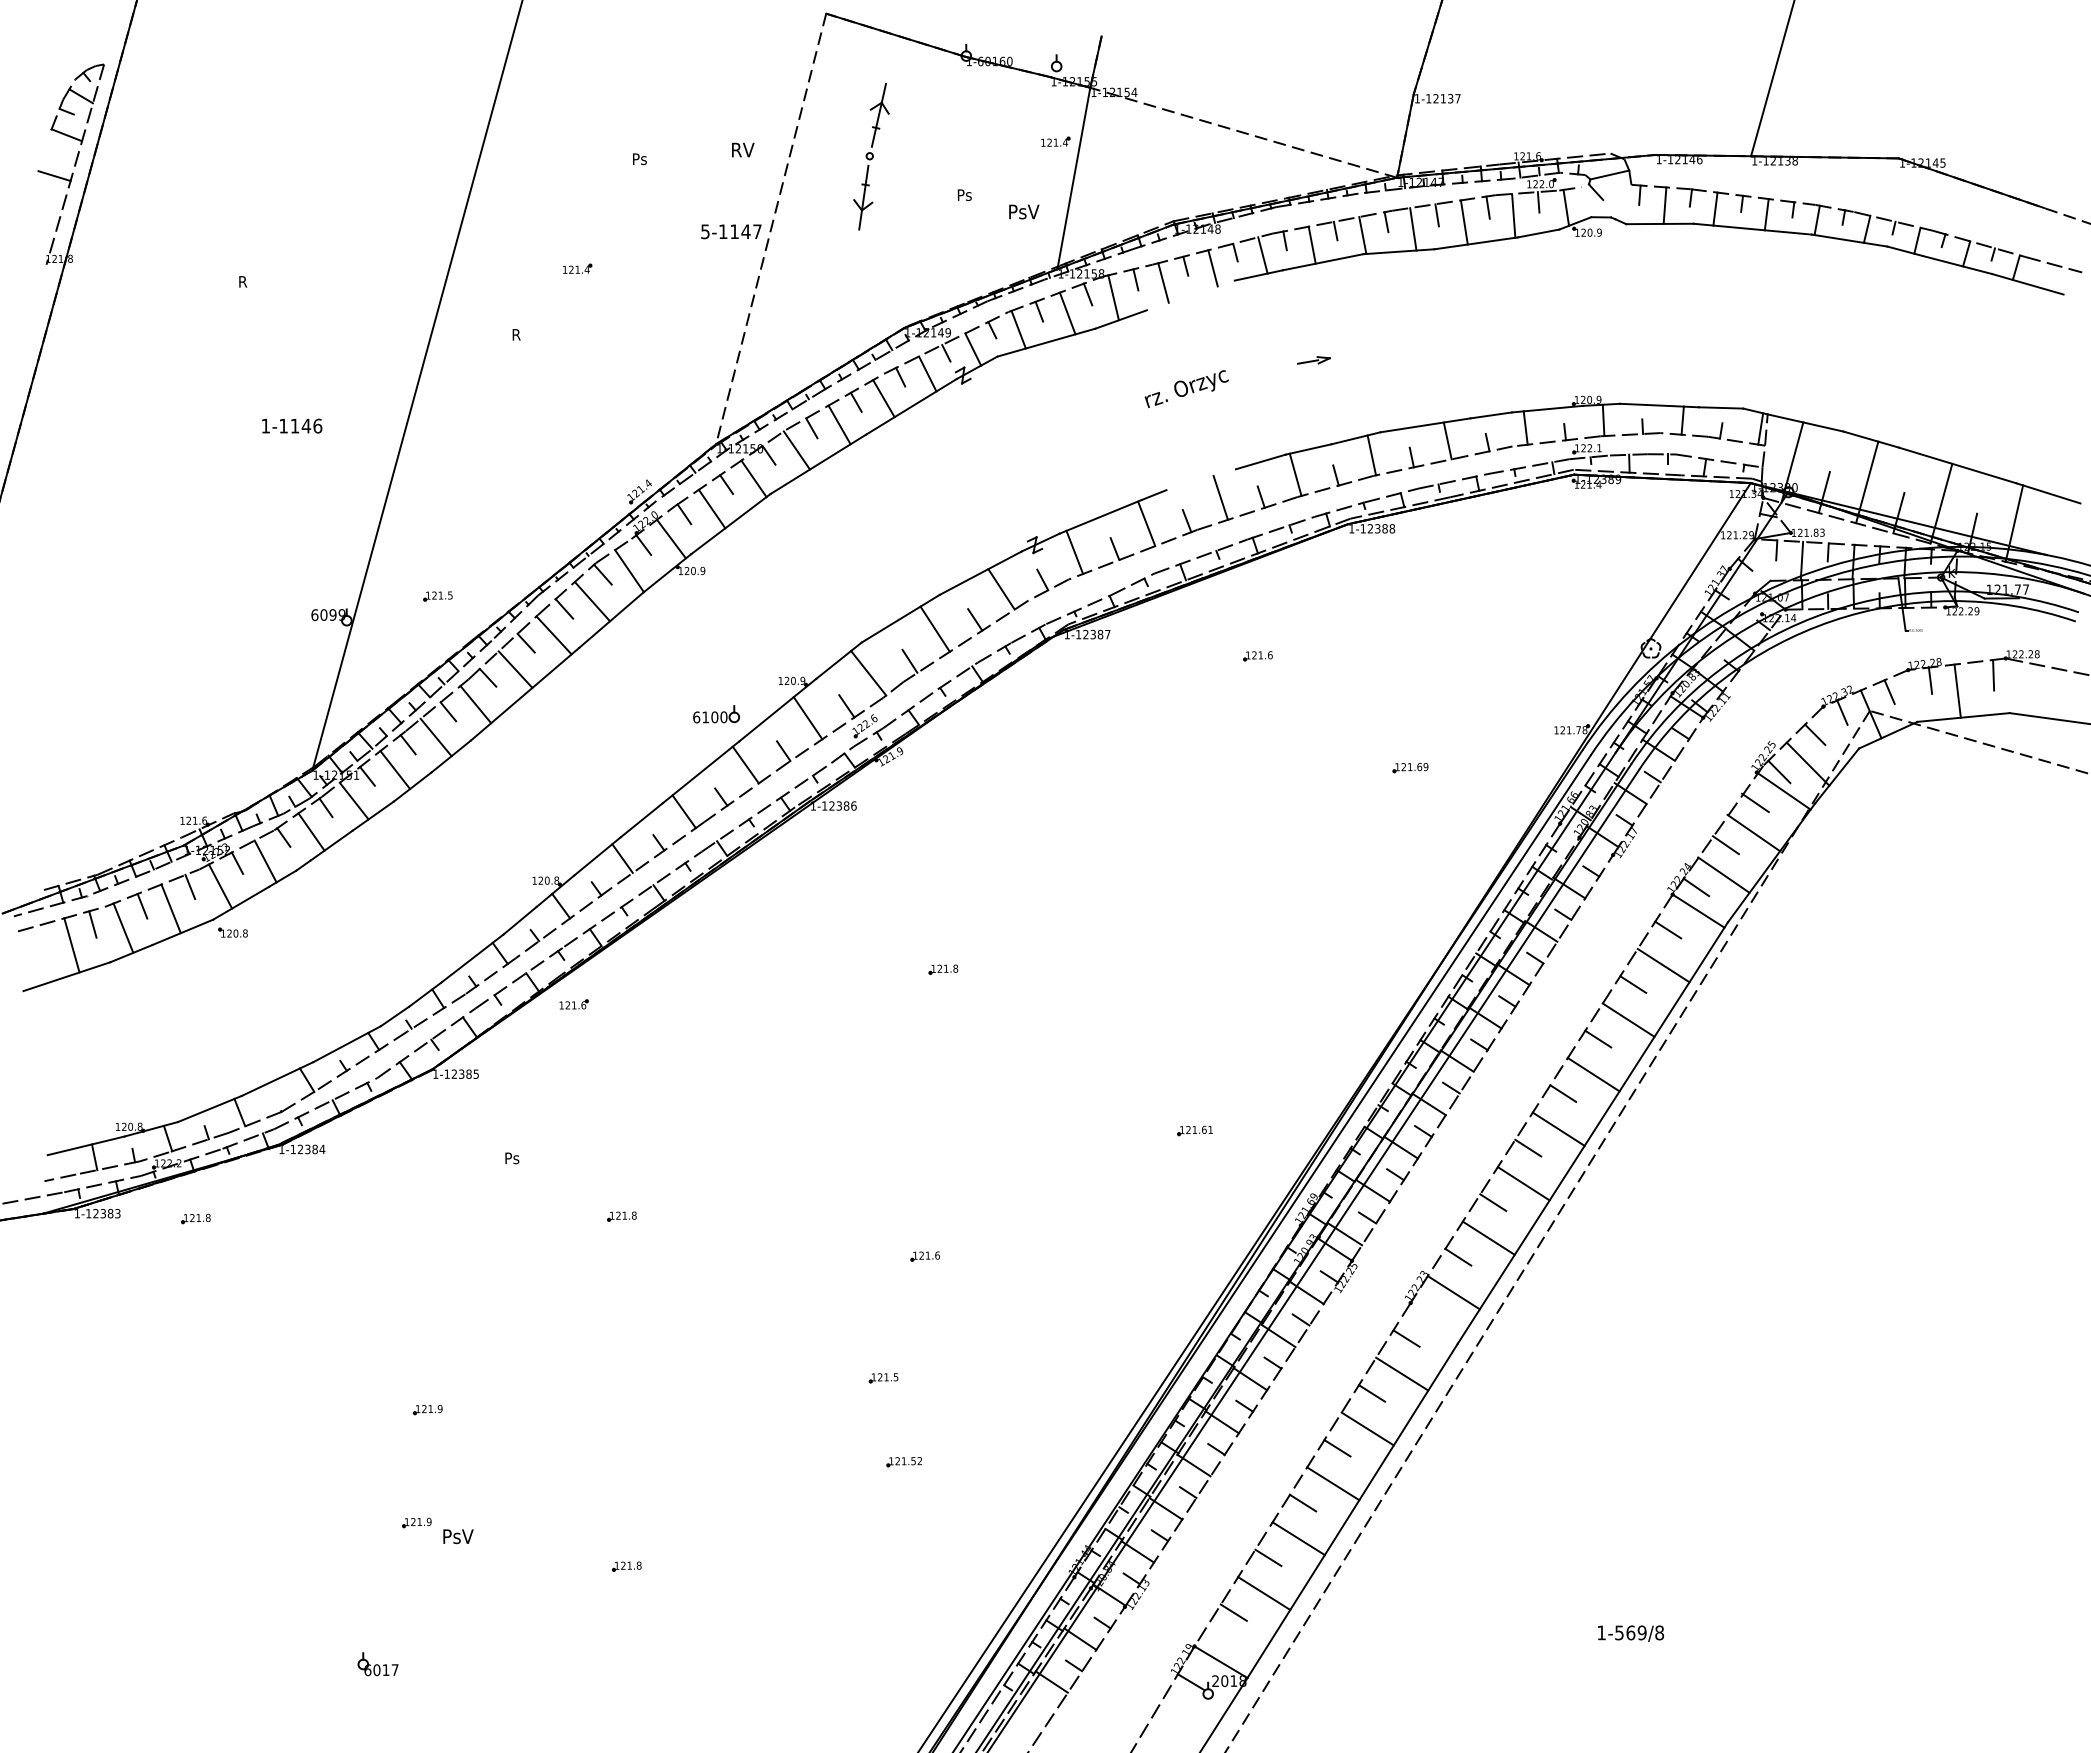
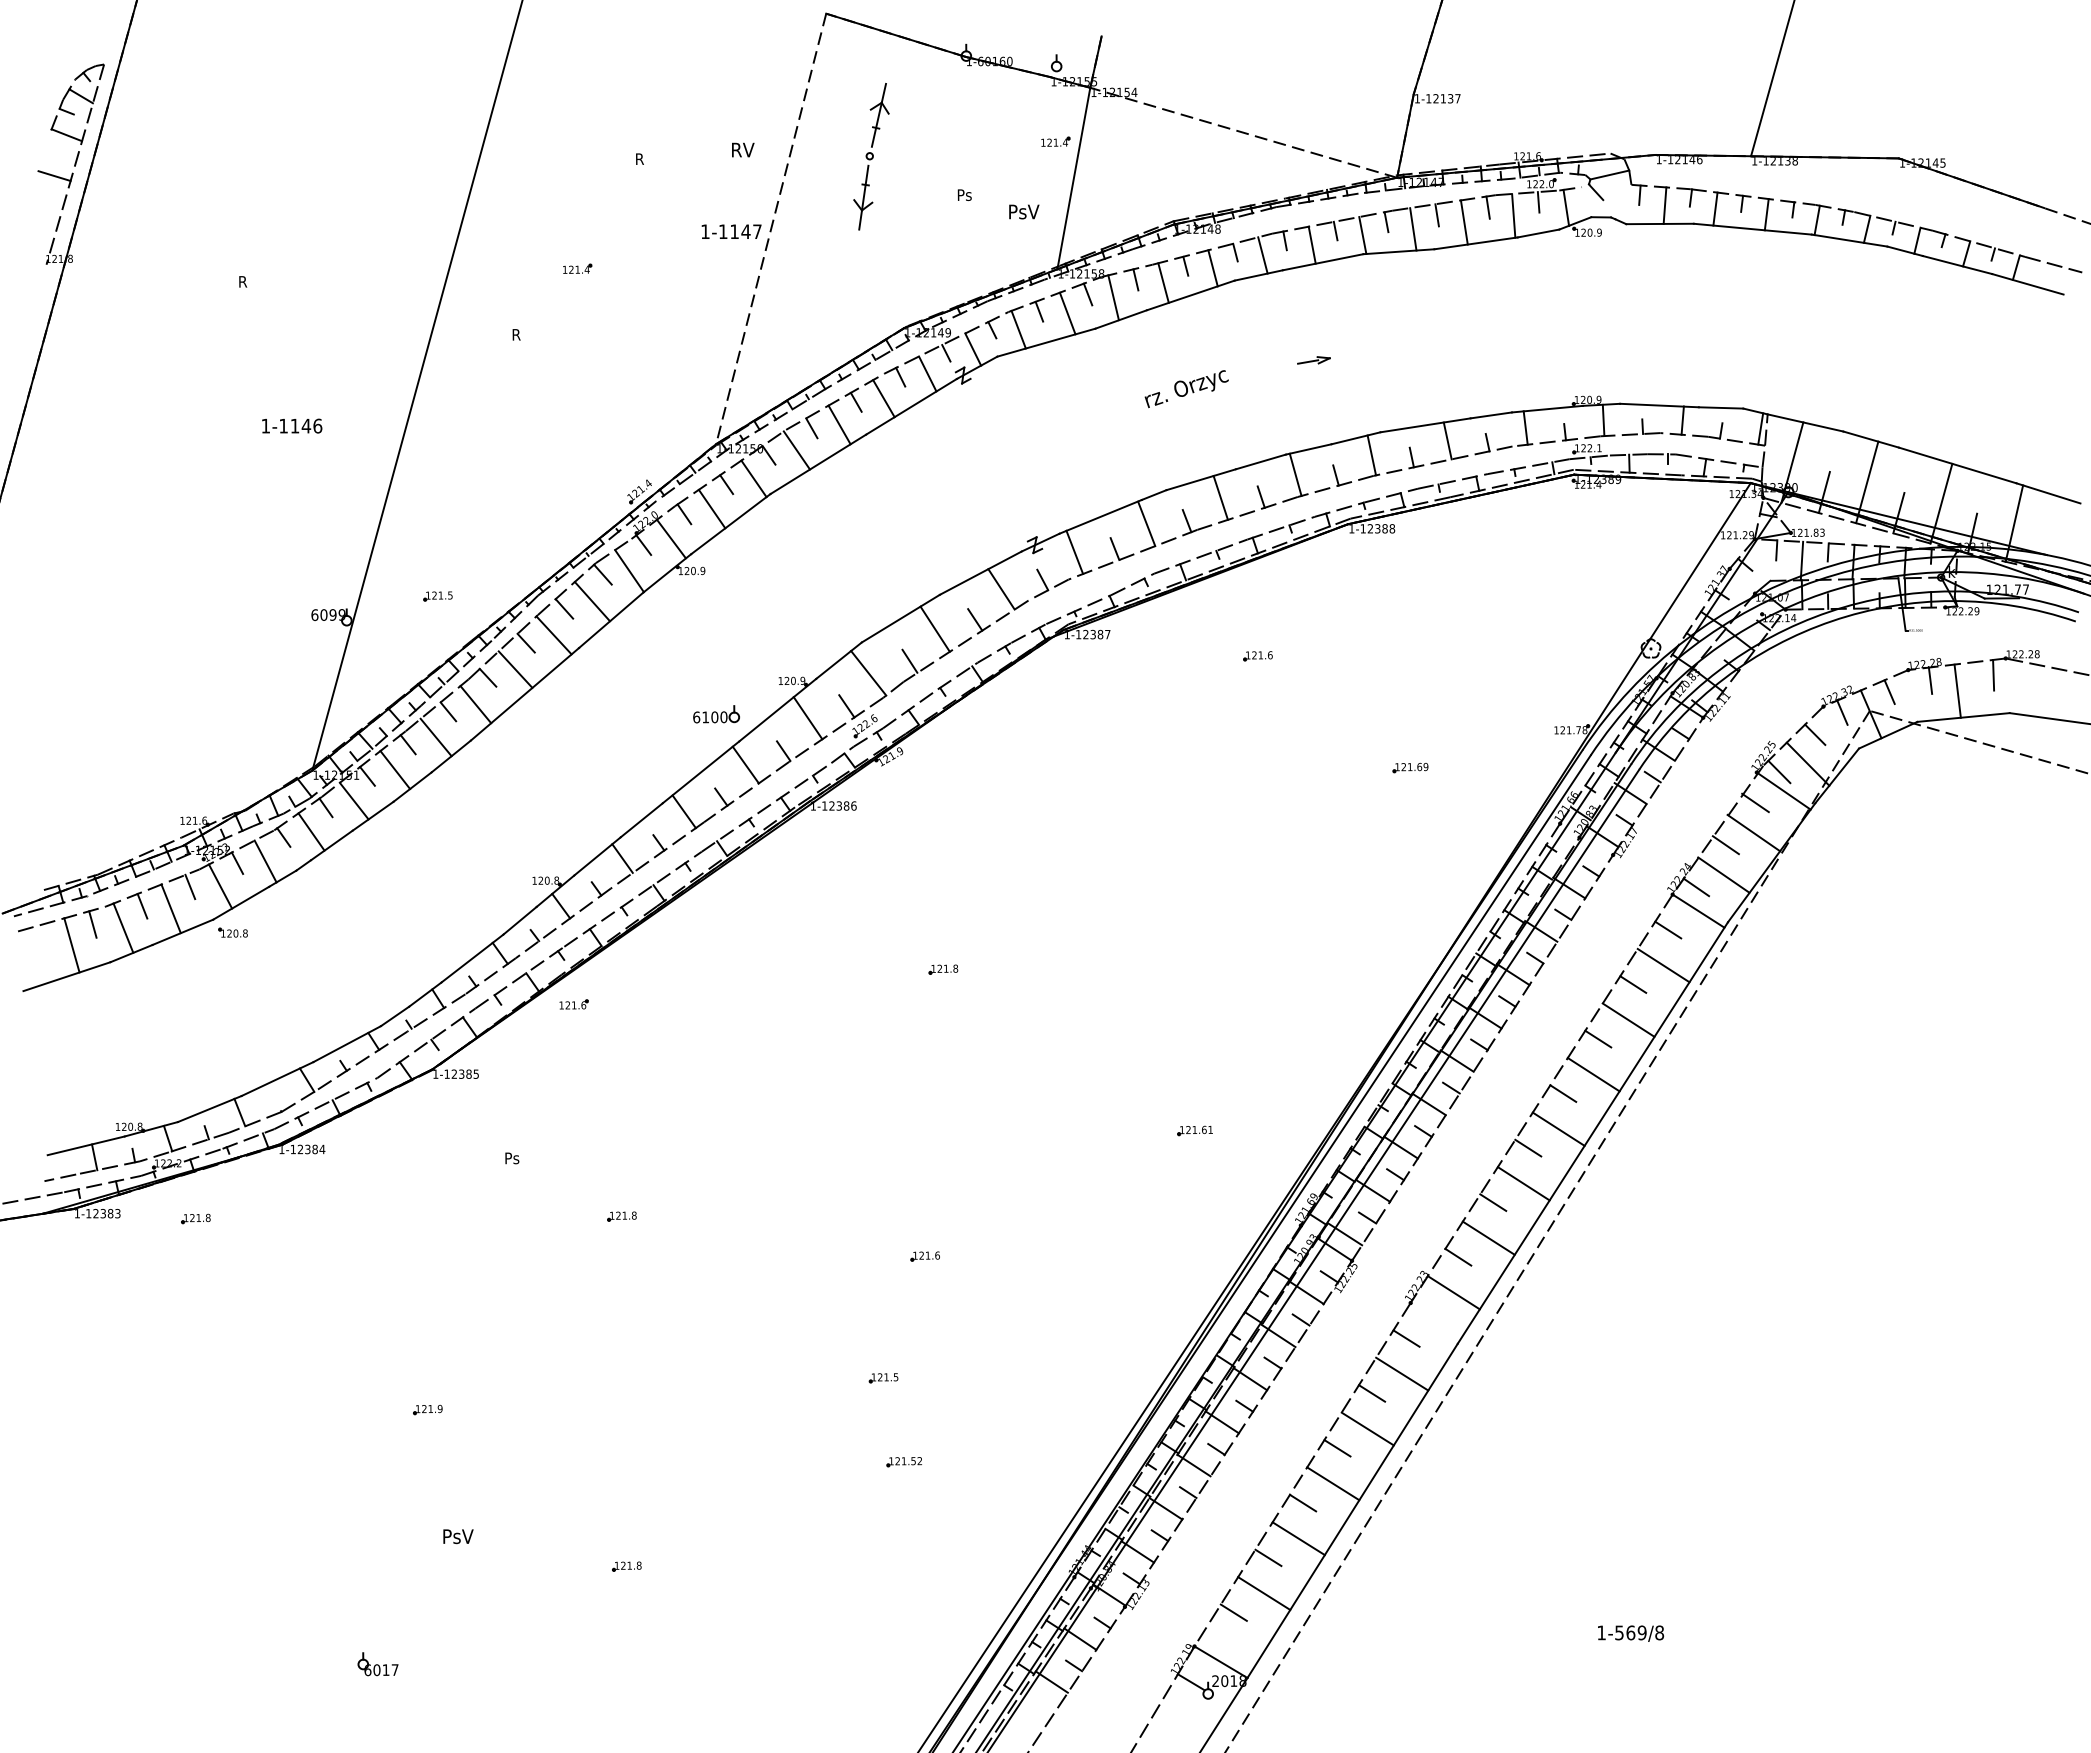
text: Ps -> R (639, 159)
text: 5-1147 -> 1-1147 (705, 231)
line: none -> present (1190, 295)
line: none -> present (1200, 479)
part: present -> none (416, 1522)
